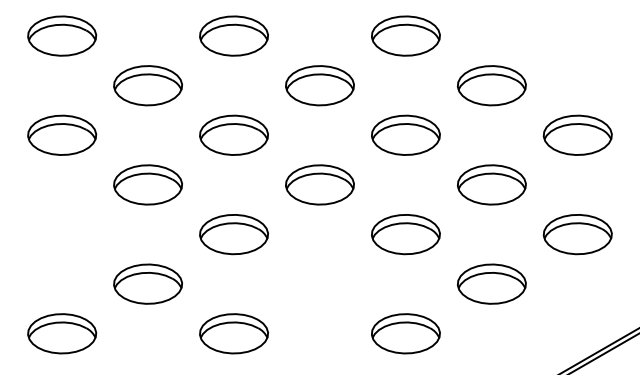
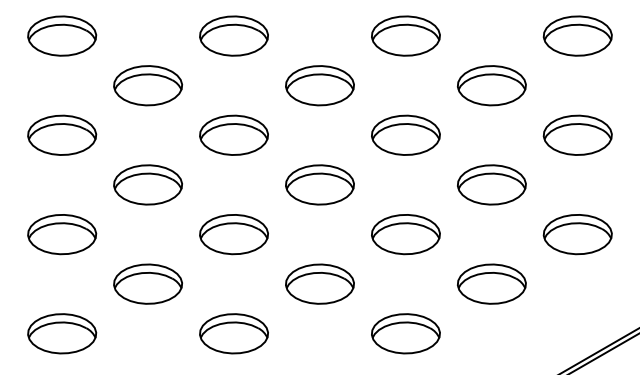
part: none -> present (577, 35)
part: none -> present (62, 234)
part: none -> present (319, 283)
